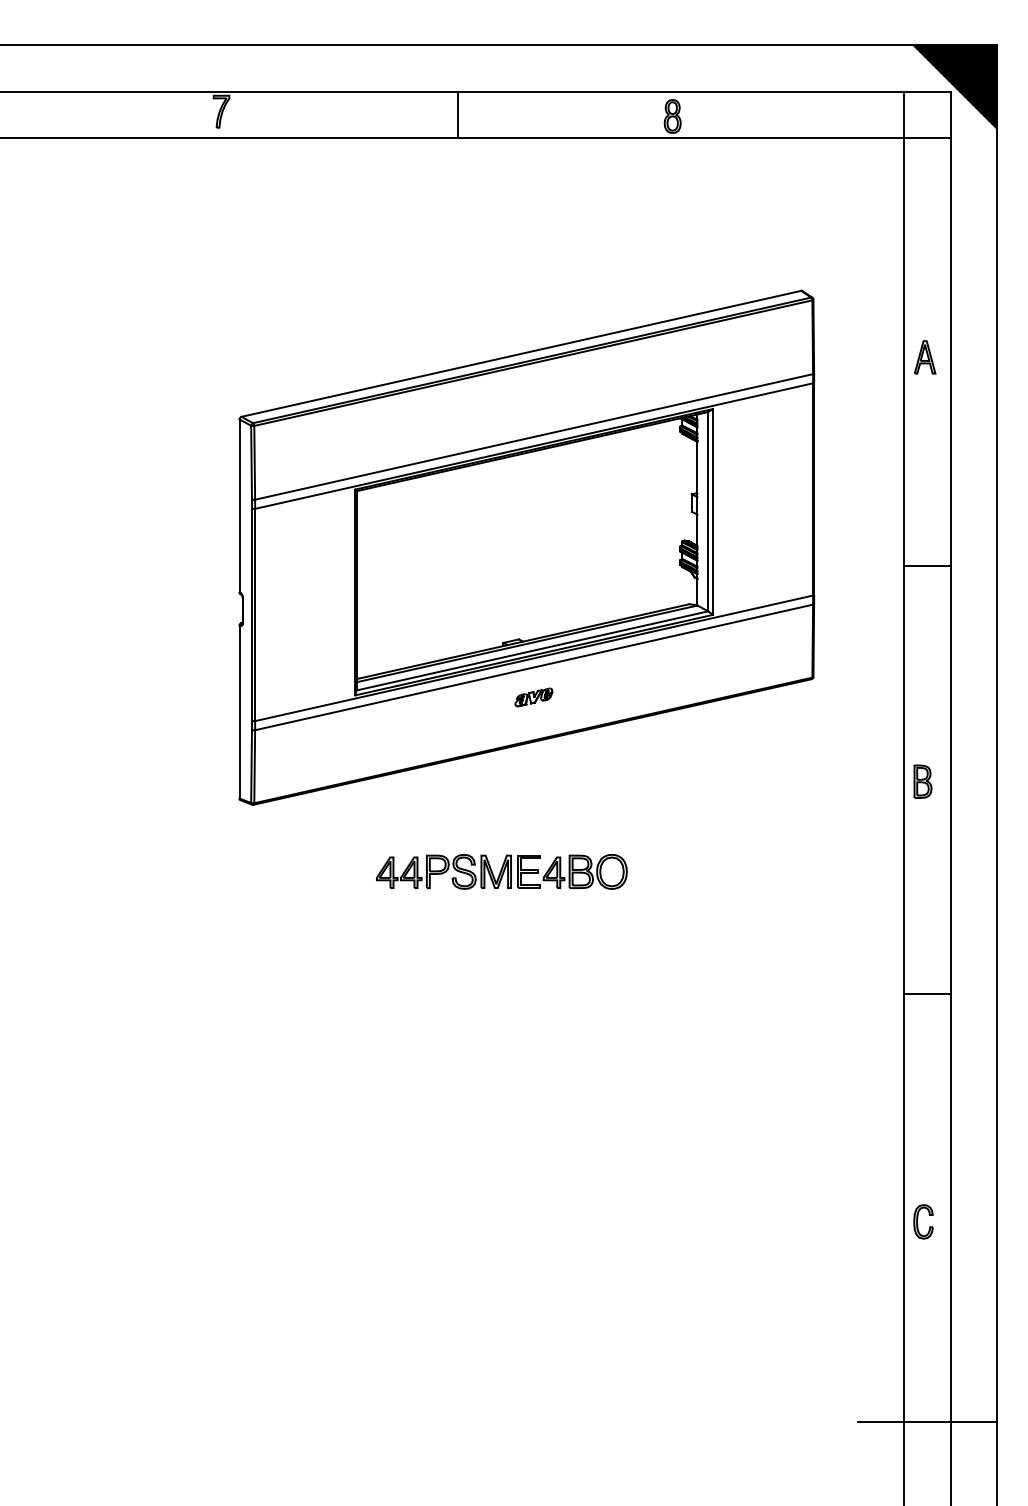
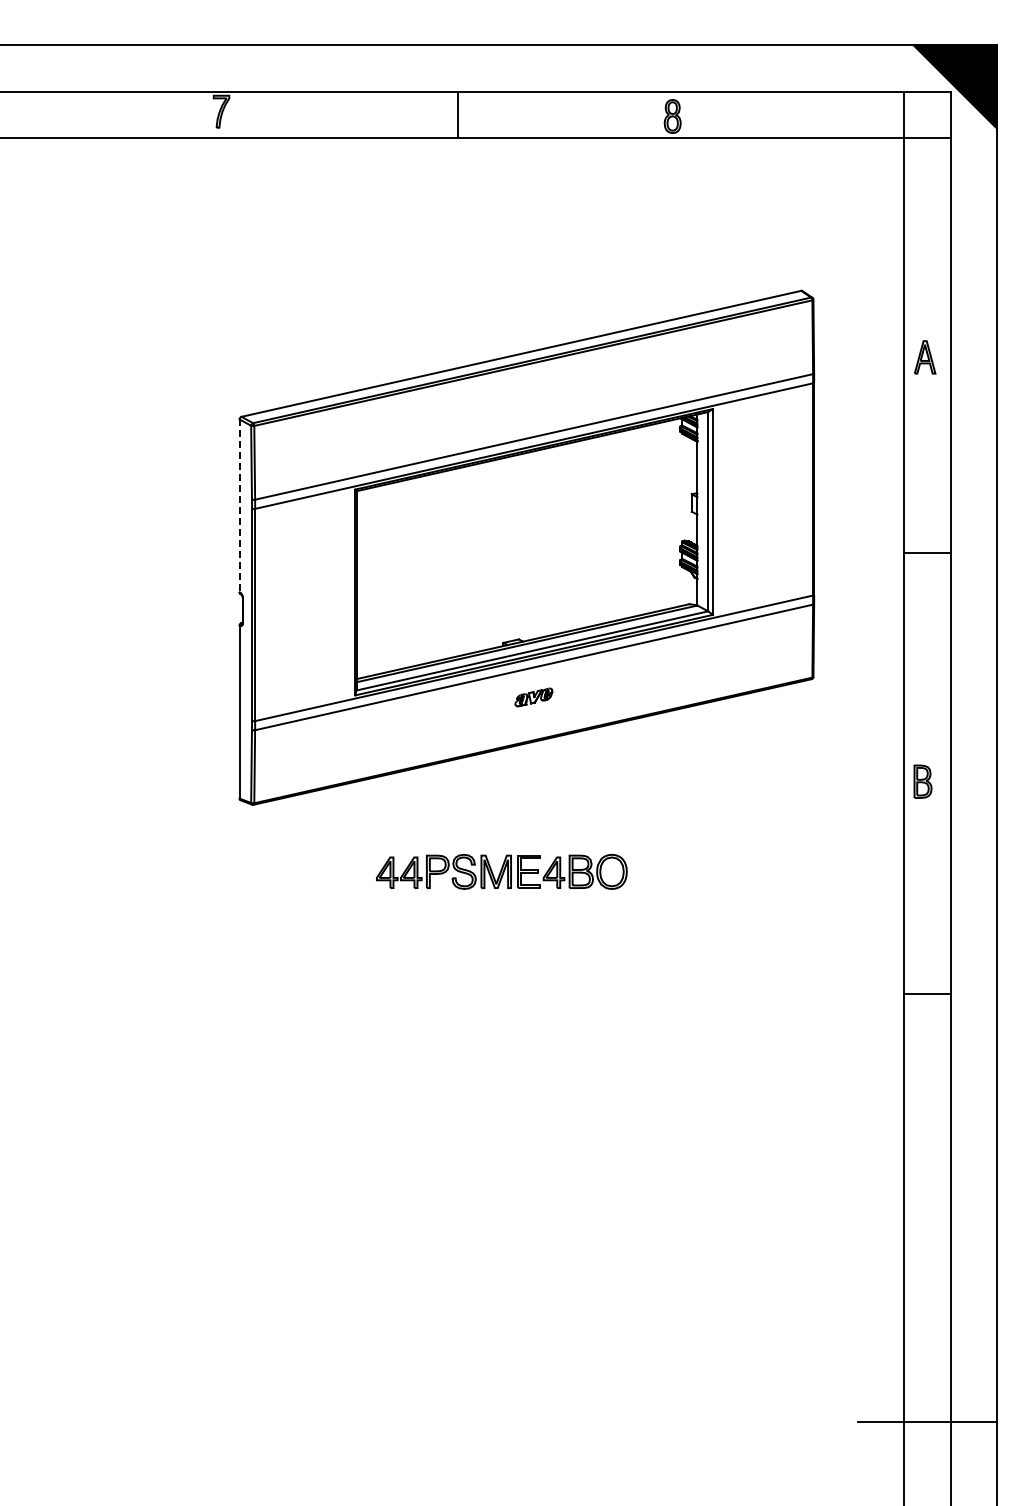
line: solid -> dashed (239, 506)
line position: (927, 566) -> (927, 553) (927, 553)
part: present -> none (923, 1221)
